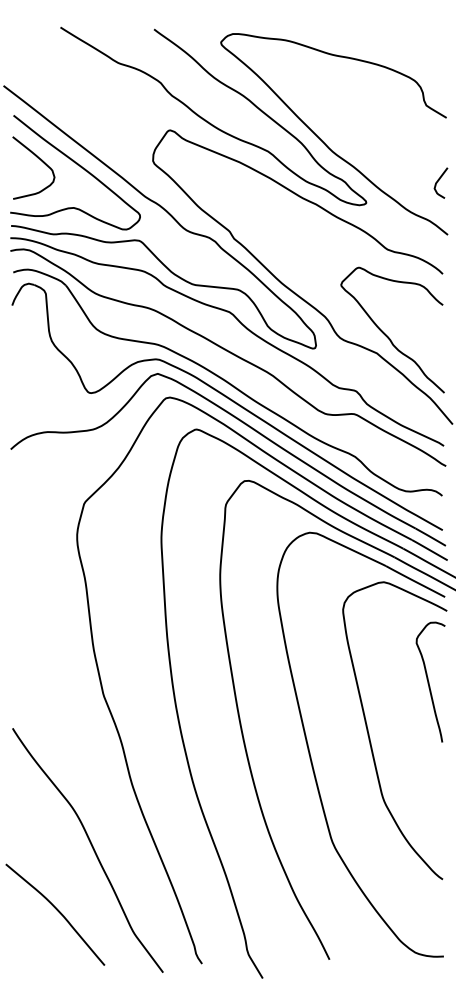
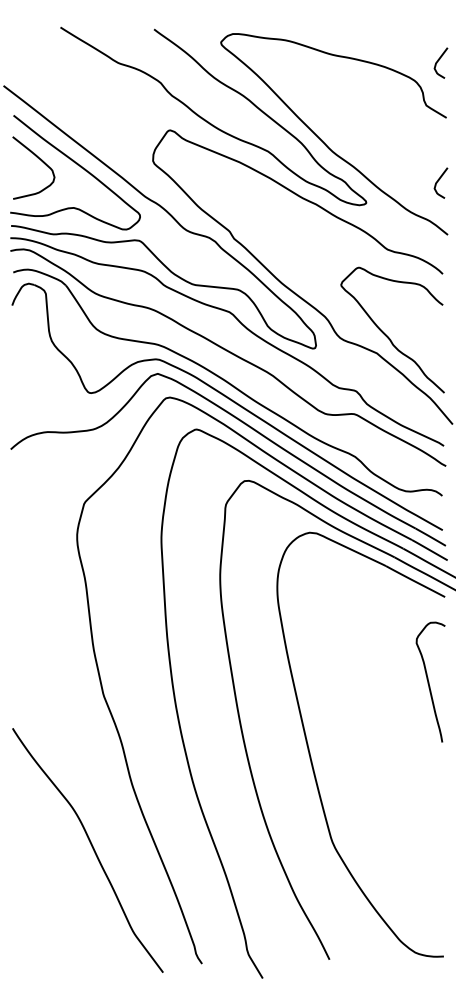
curve: none -> present (439, 60)
curve: present -> none (369, 733)
curve: present -> none (57, 911)
